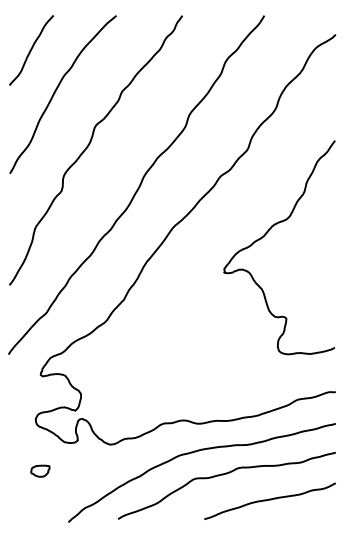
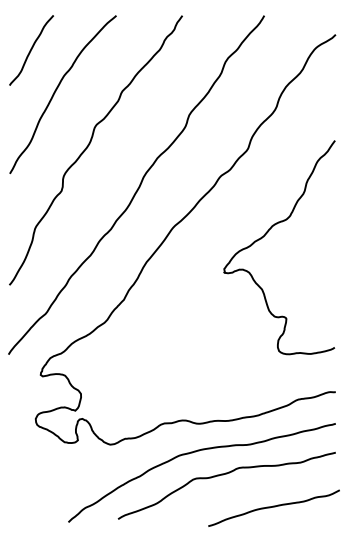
part: present -> none (40, 470)
curve position: (269, 500) -> (273, 507) (273, 507)
